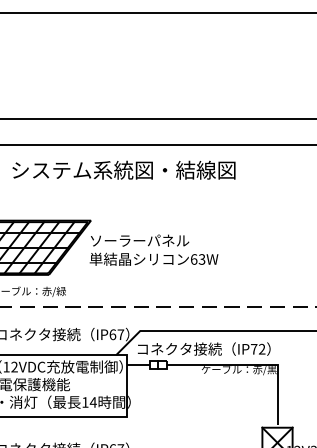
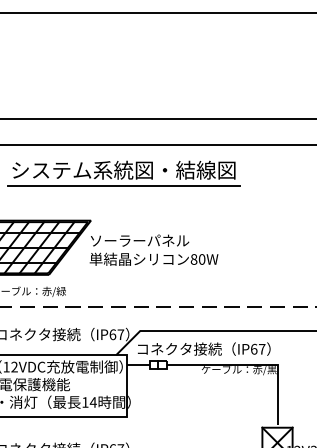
line: none -> present (123, 185)
text: 63W -> 80W (197, 259)
text: IP72 -> IP67 (258, 348)
